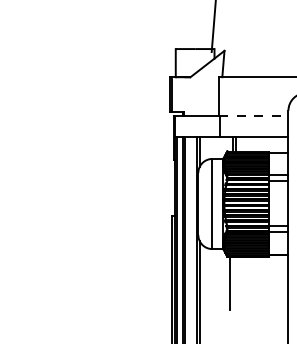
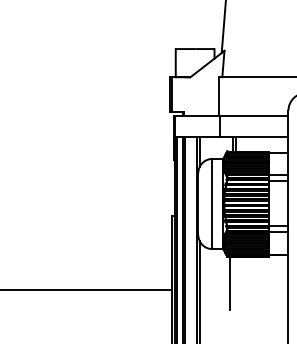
line position: (213, 27) -> (223, 27) (223, 27)
line: dashed -> solid (253, 115)
line: none -> present (87, 290)
